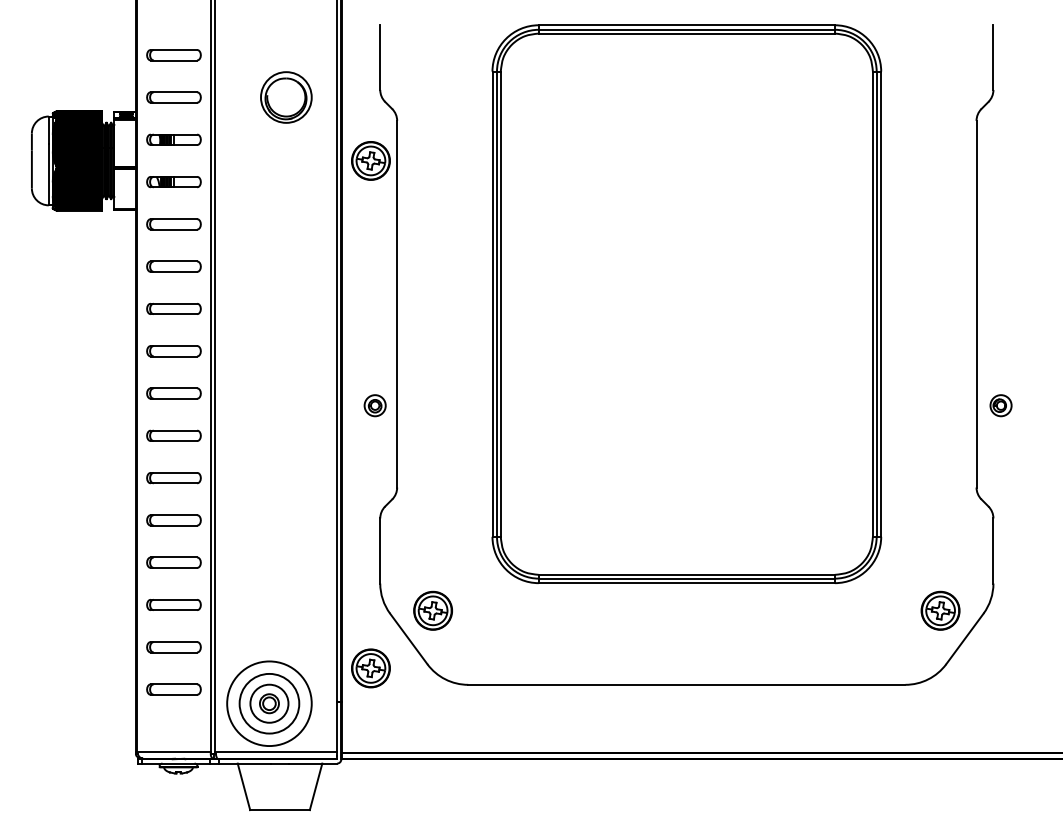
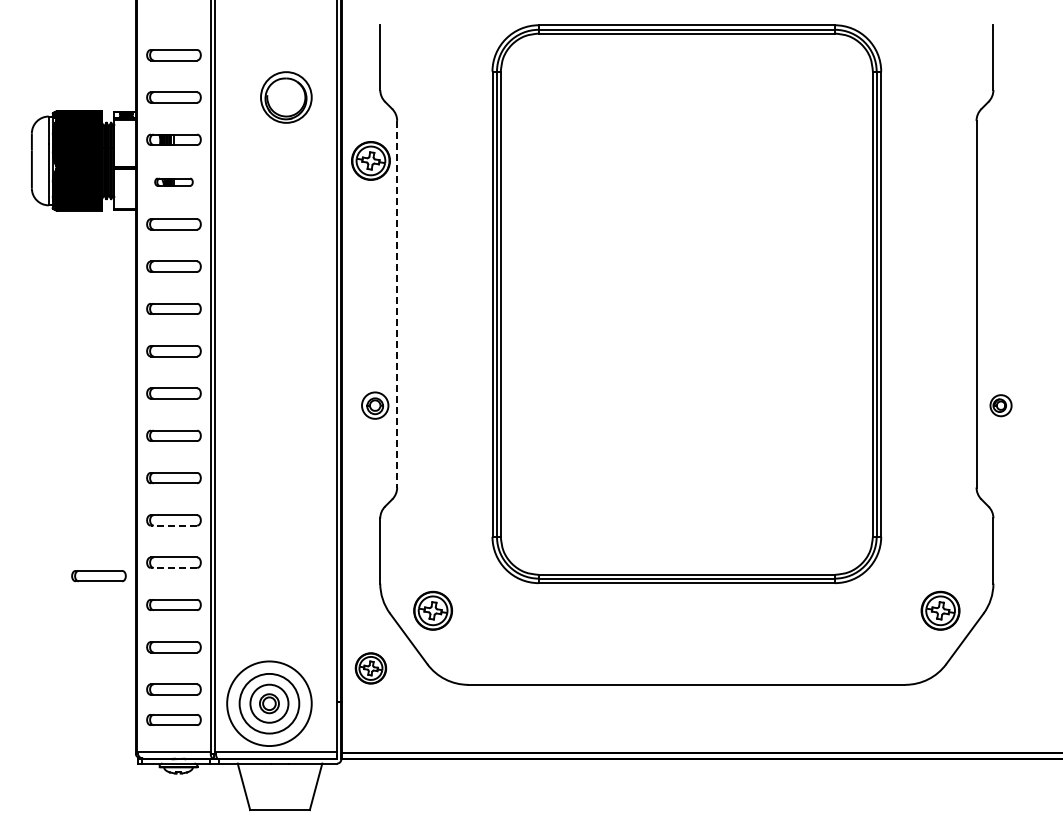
part size: 56x13 px -> 40x10 px (173, 181)
line: solid -> dashed (397, 304)
part size: 24x24 px -> 29x29 px (375, 405)
line: solid -> dashed (173, 525)
line: solid -> dashed (173, 567)
part: none -> present (98, 576)
part size: 40x41 px -> 34x33 px (370, 668)
part: none -> present (173, 719)
